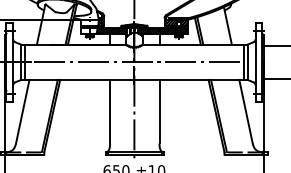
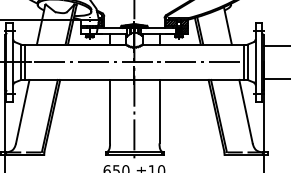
hatch: present -> none (112, 31)
hatch: present -> none (158, 31)
